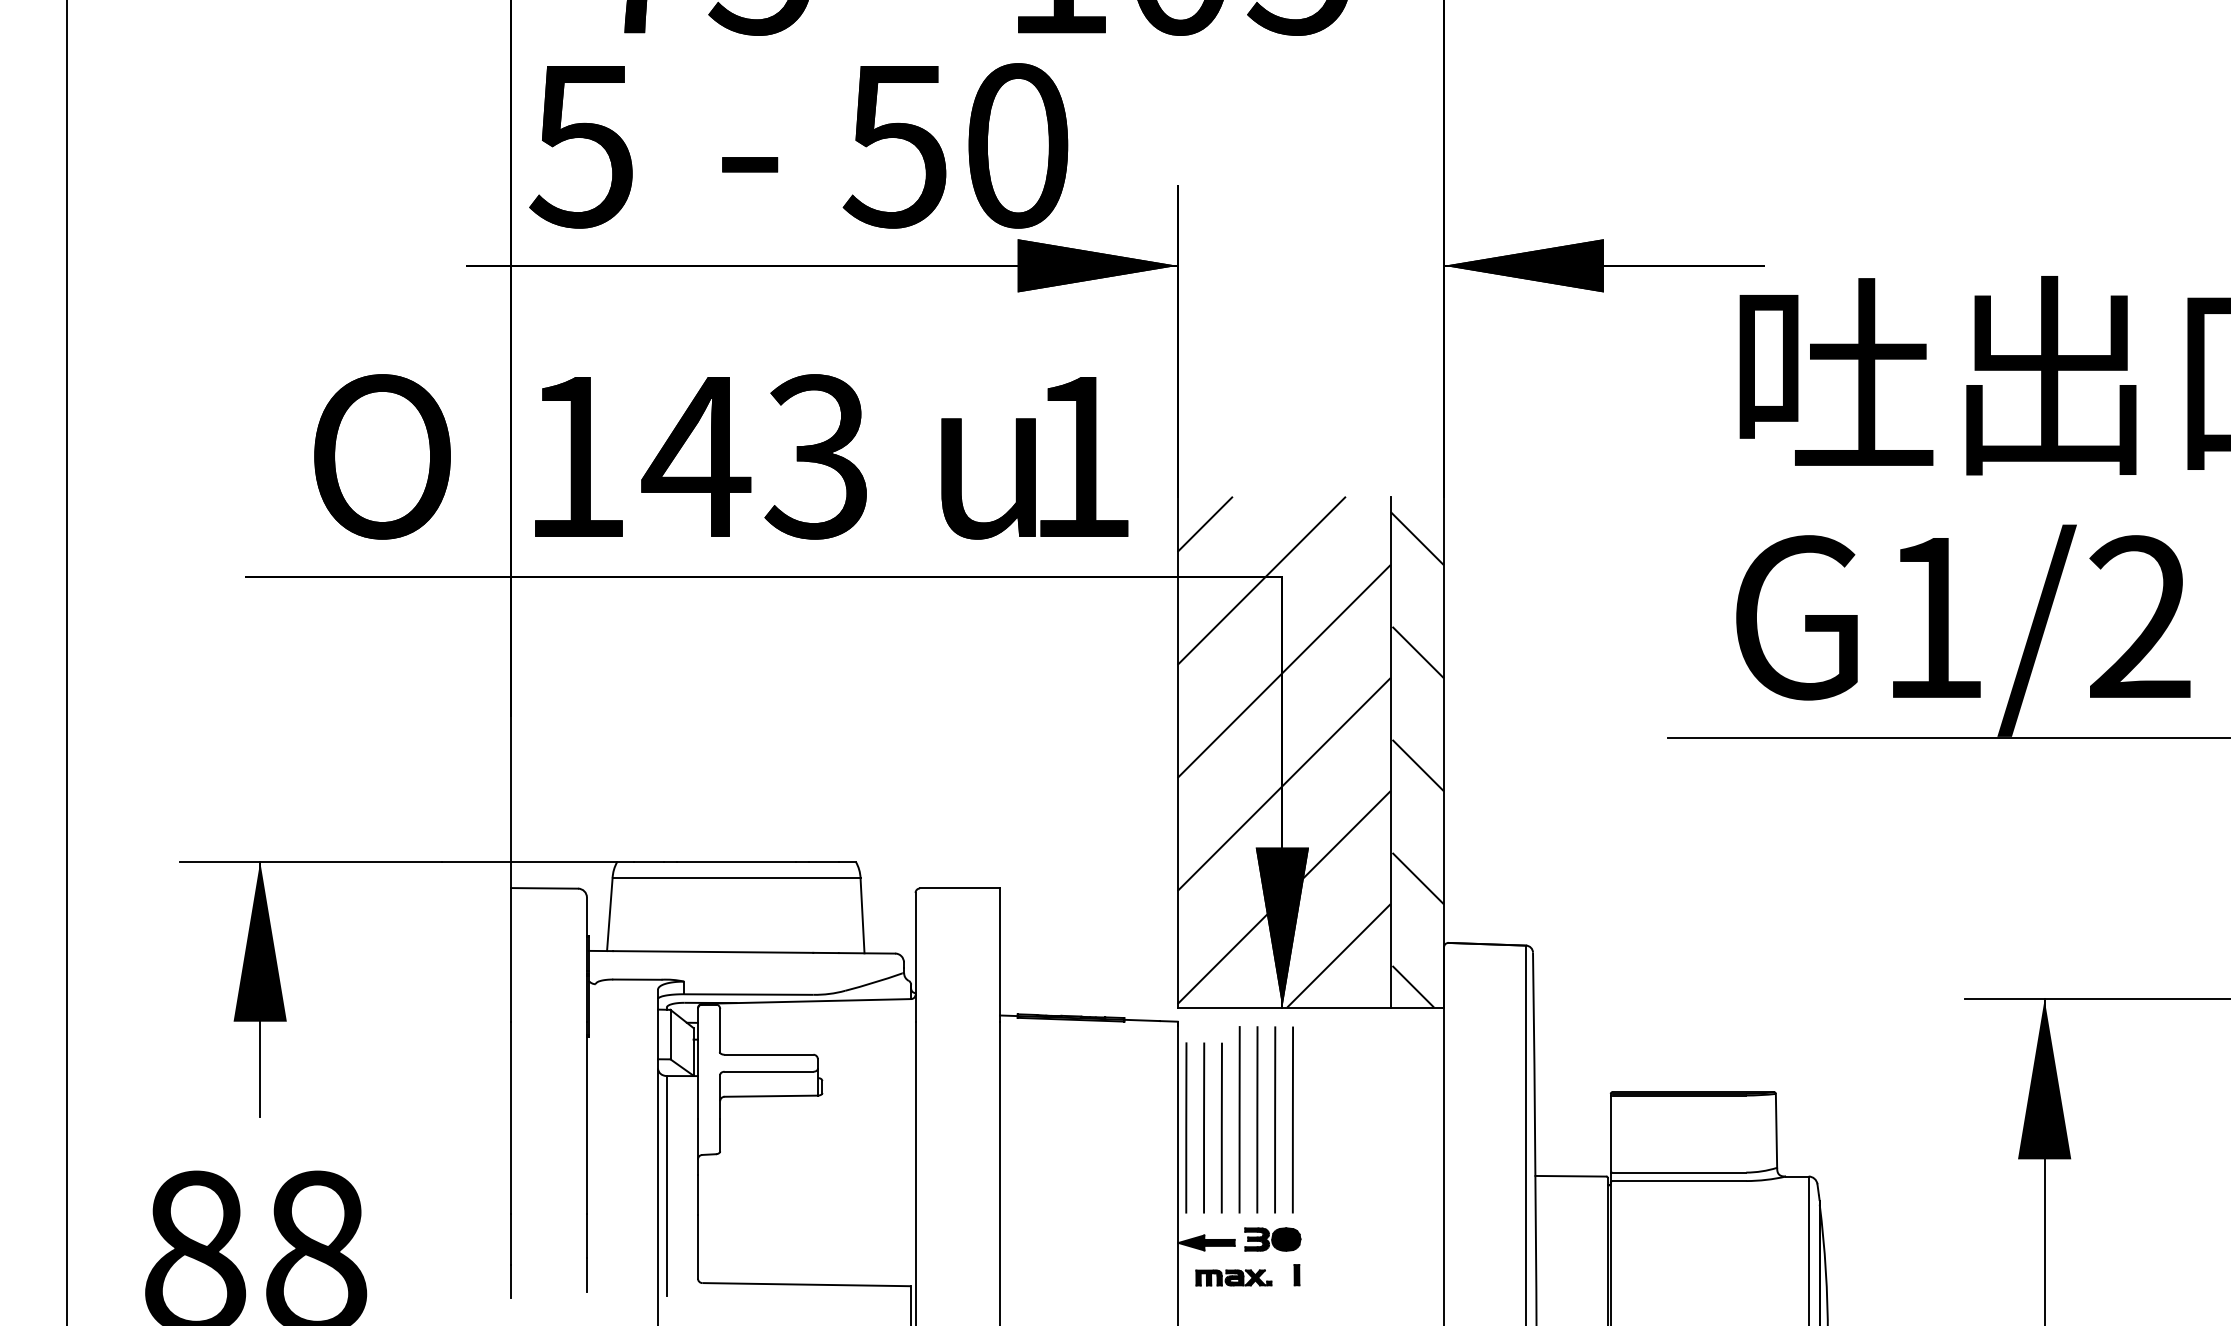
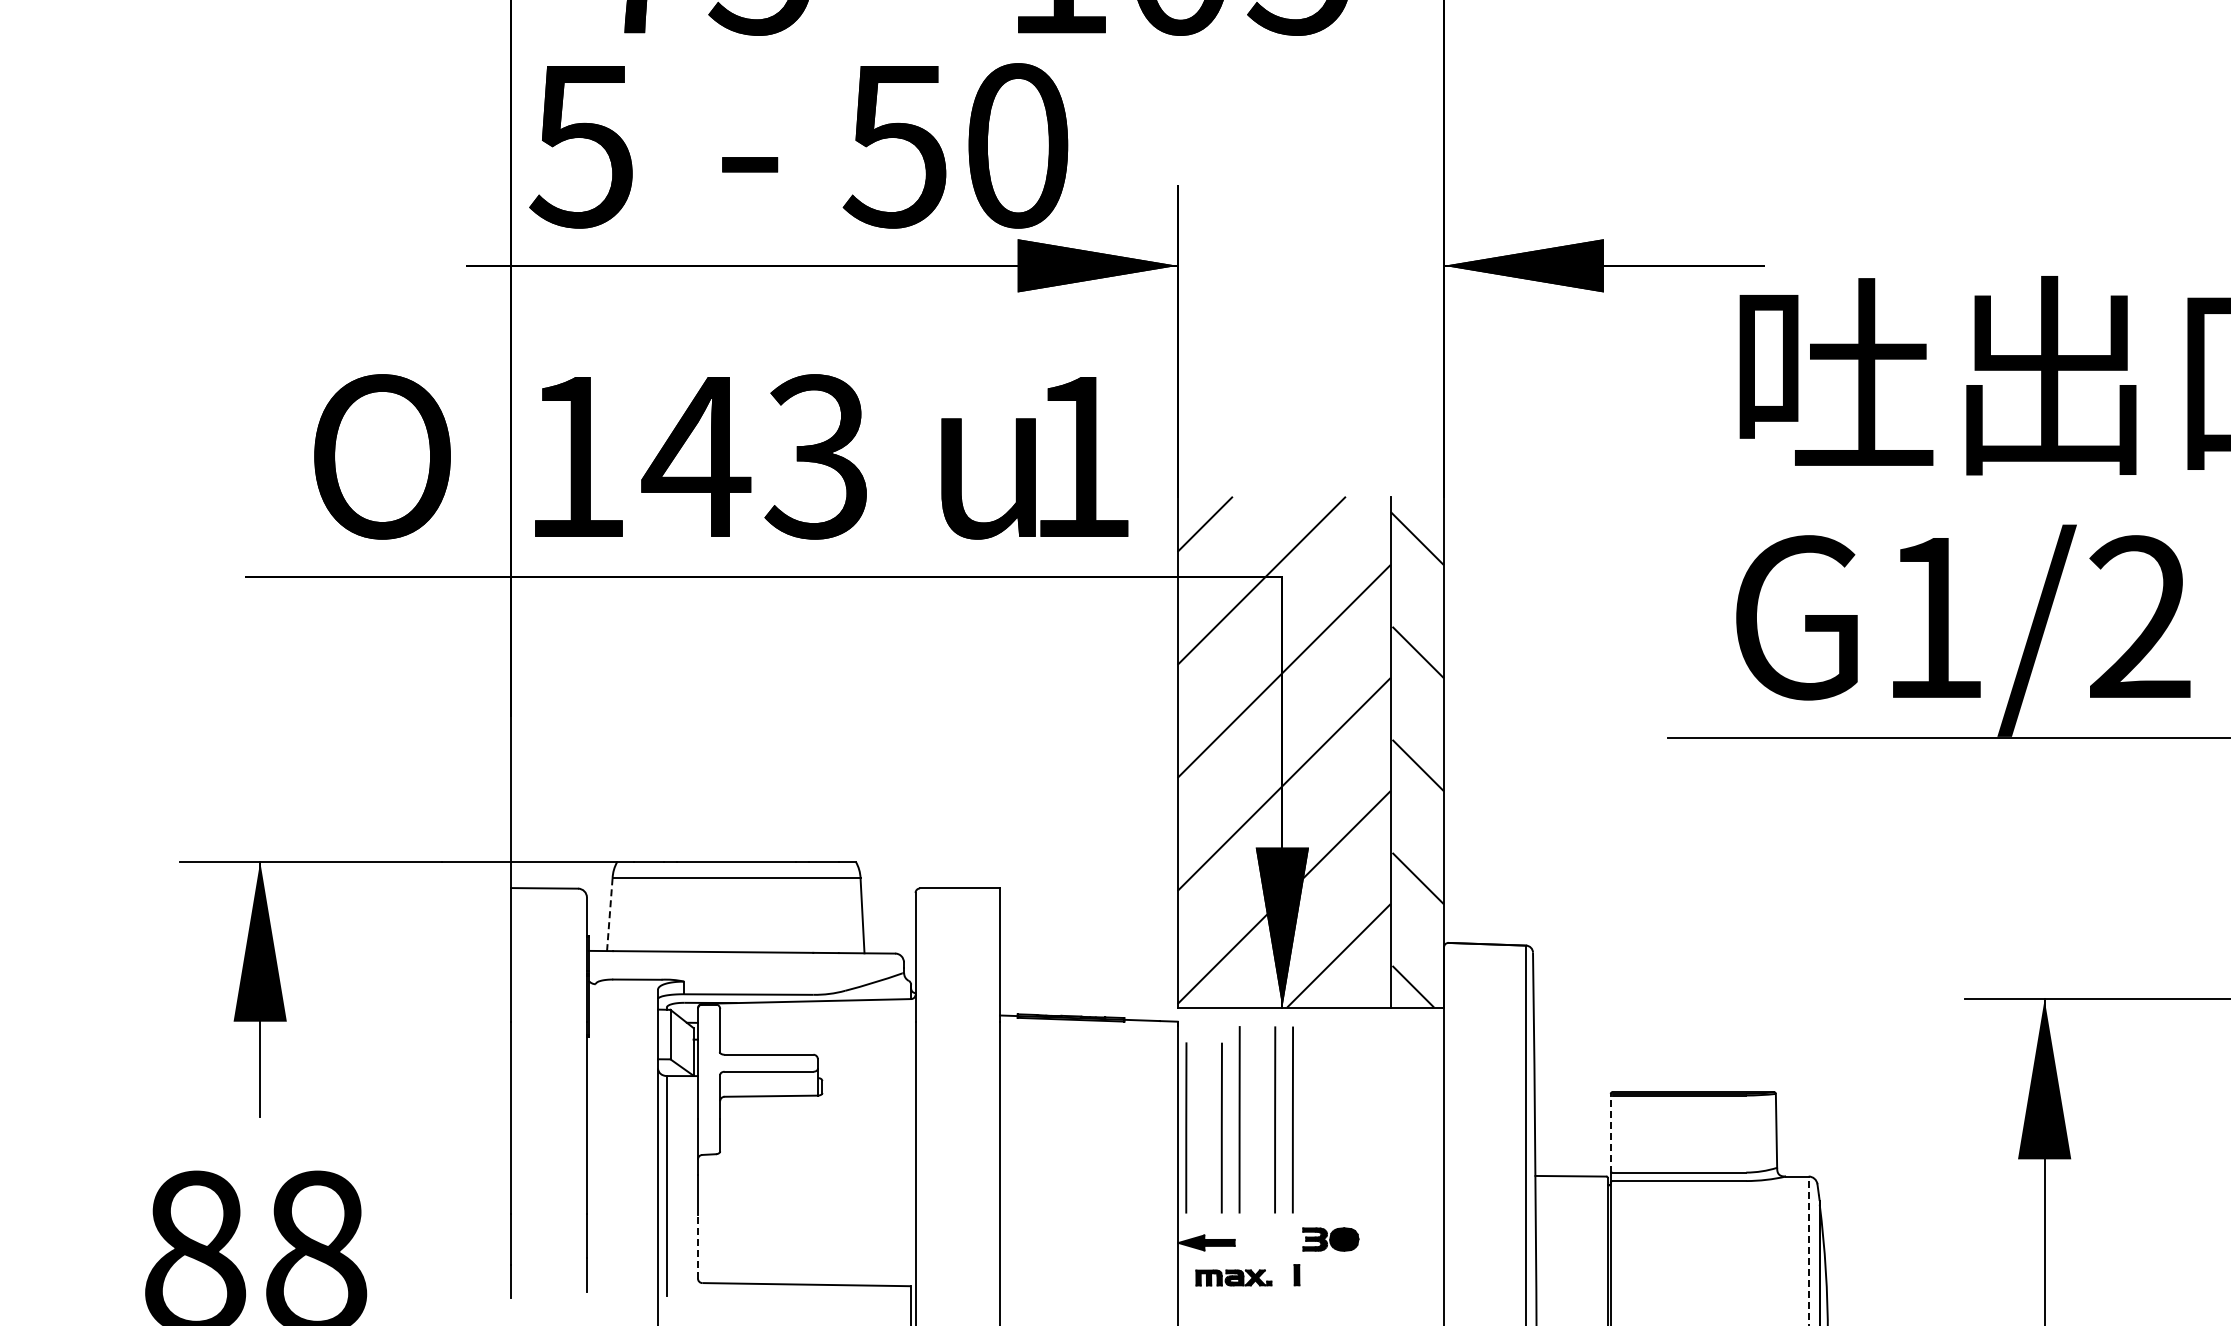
line: present -> none (66, 662)
line: solid -> dashed (609, 915)
line: present -> none (1257, 1119)
line: present -> none (1204, 1127)
line: solid -> dashed (1610, 1134)
part position: (1272, 1239) -> (1330, 1239) (1330, 1239)
line: solid -> dashed (697, 1246)
line: solid -> dashed (1808, 1250)
